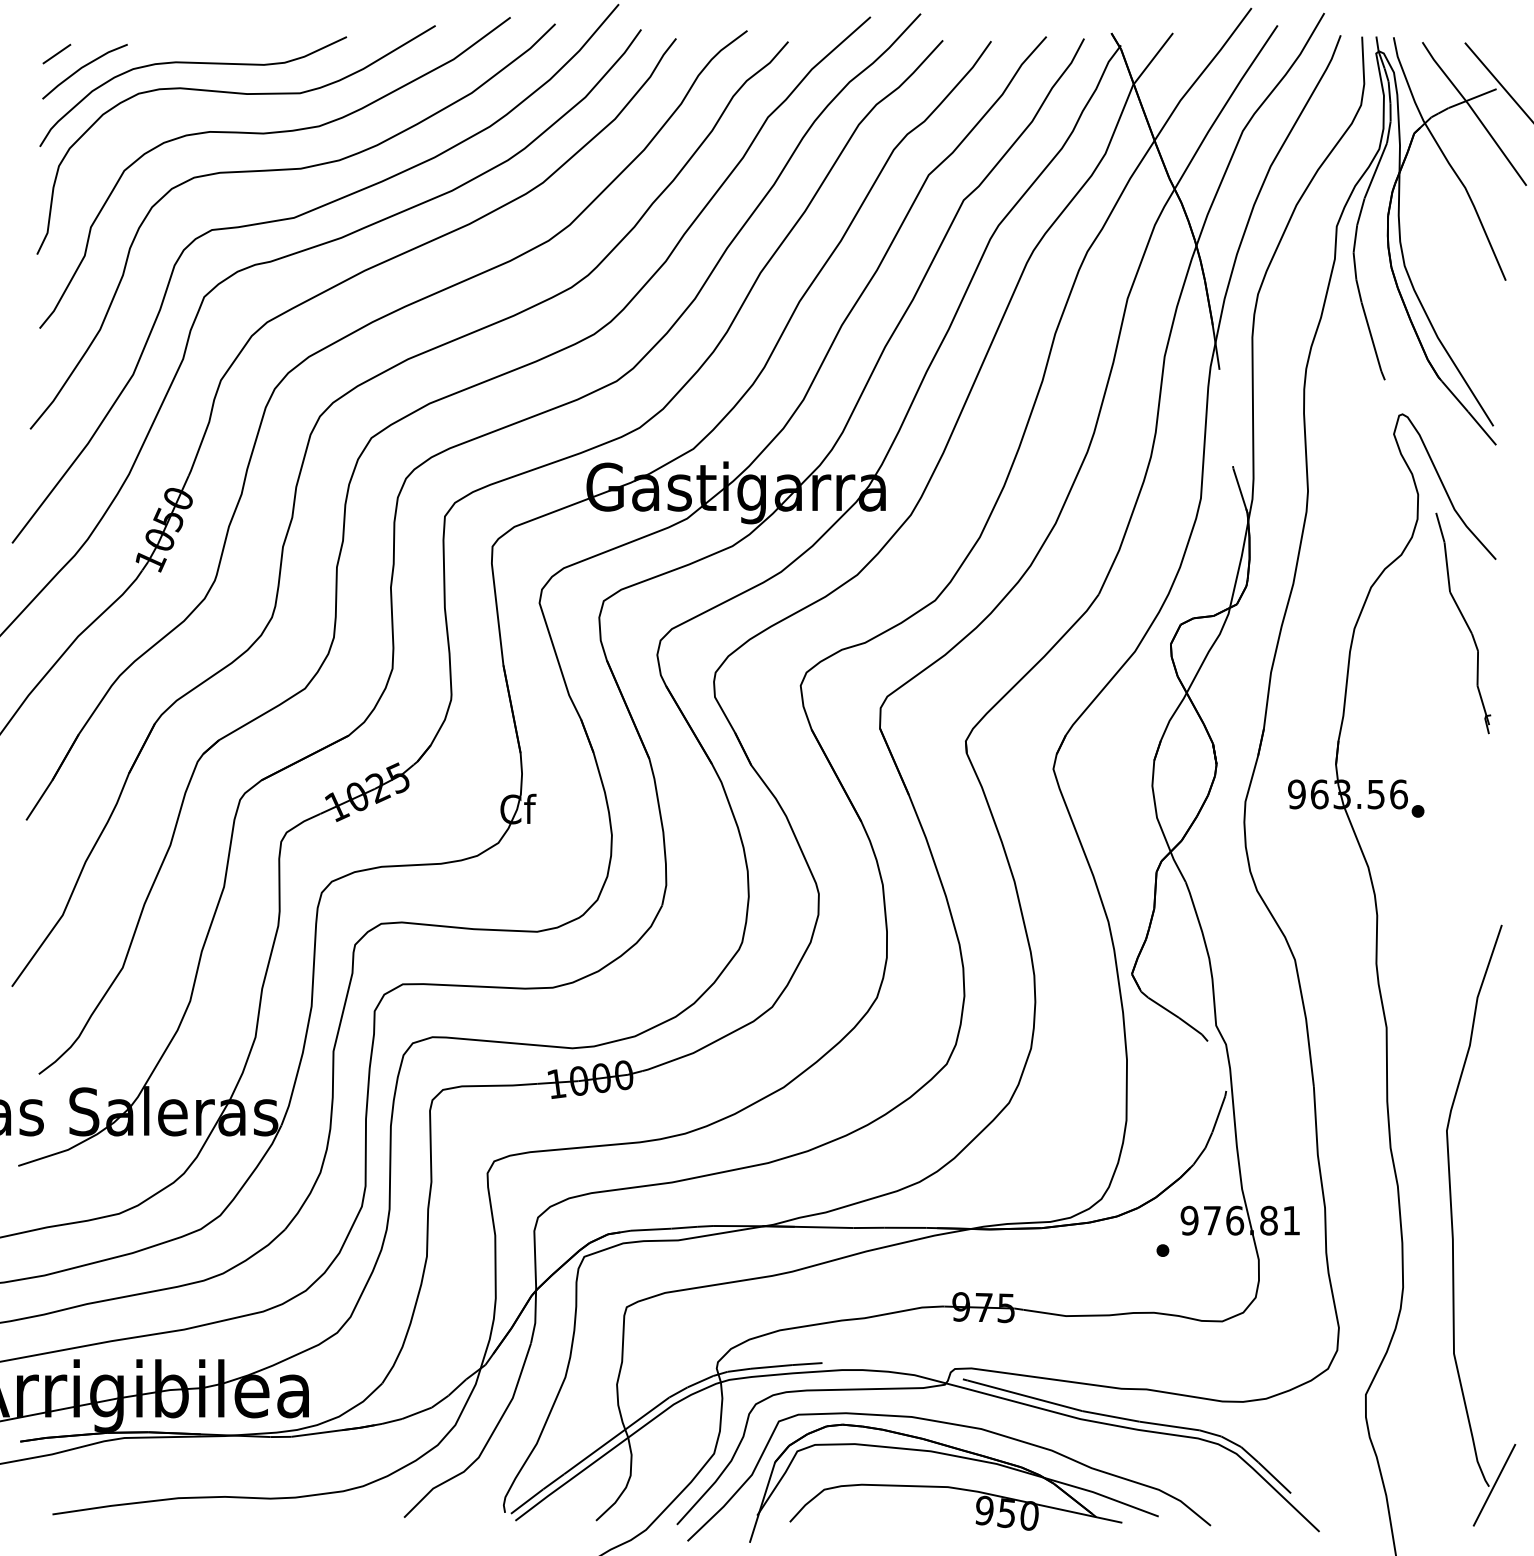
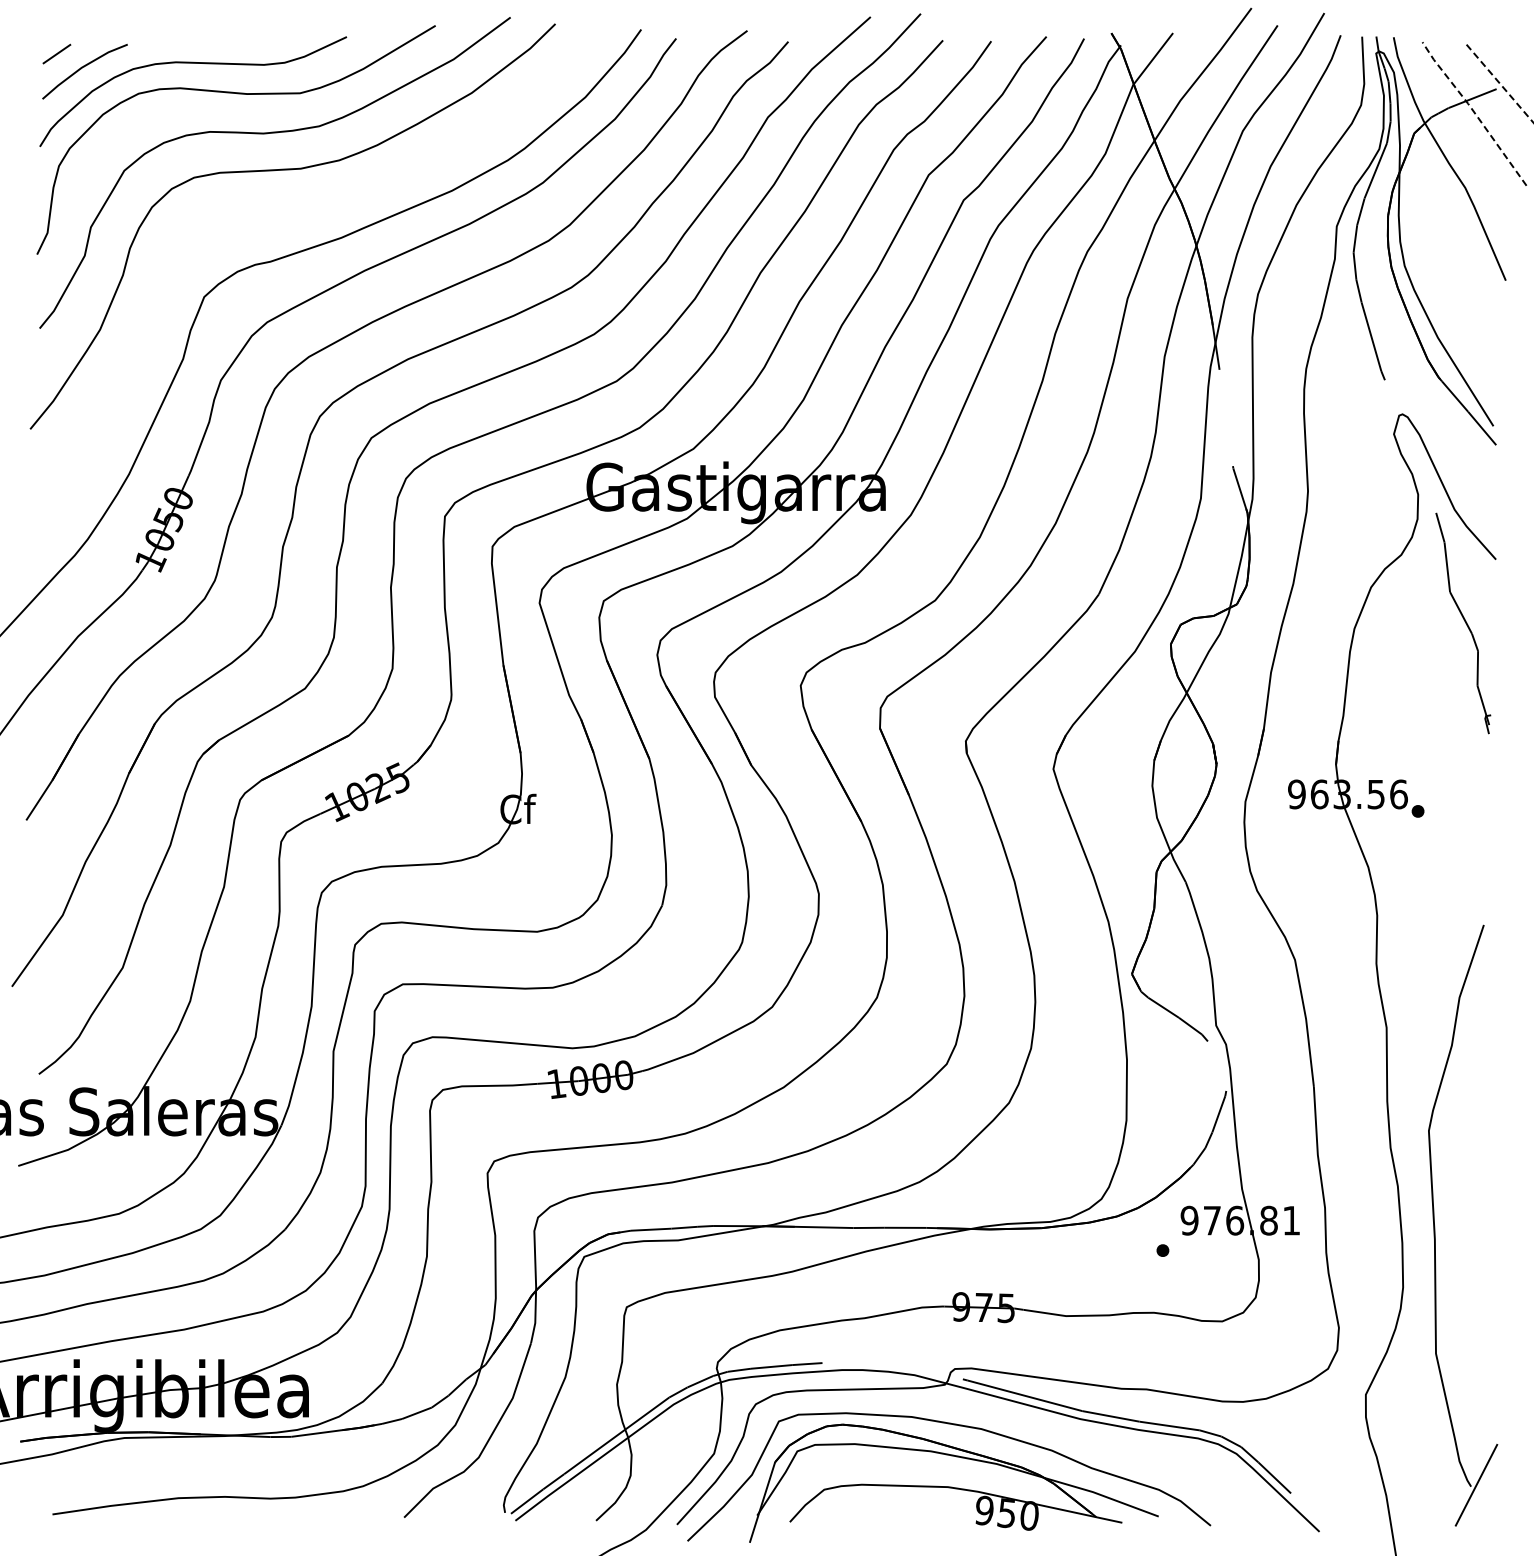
line: solid -> dashed (1499, 82)
line: solid -> dashed (1474, 112)
curve: present -> none (295, 218)
part position: (1453, 1226) -> (1435, 1226) (1435, 1226)
